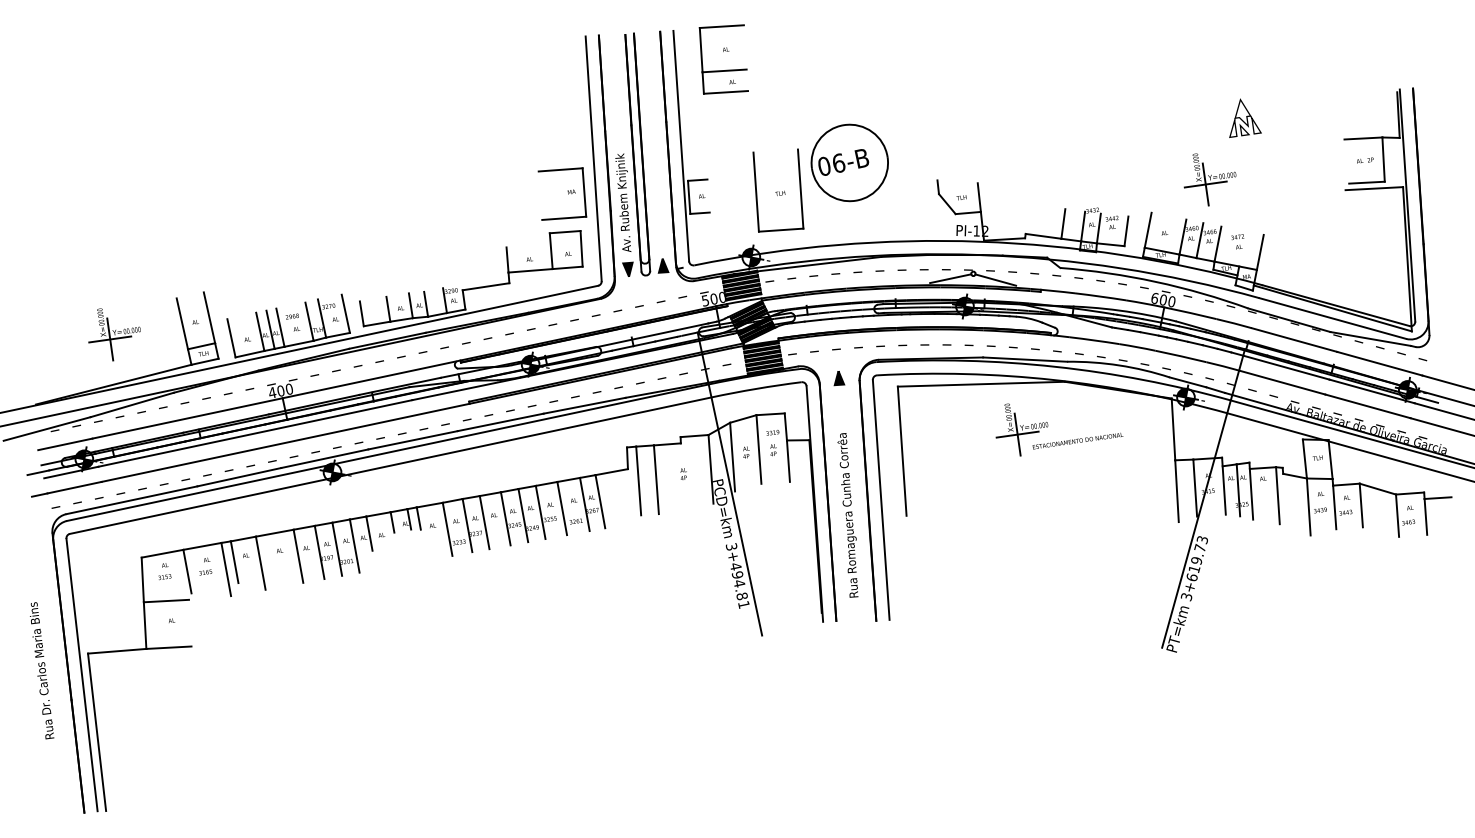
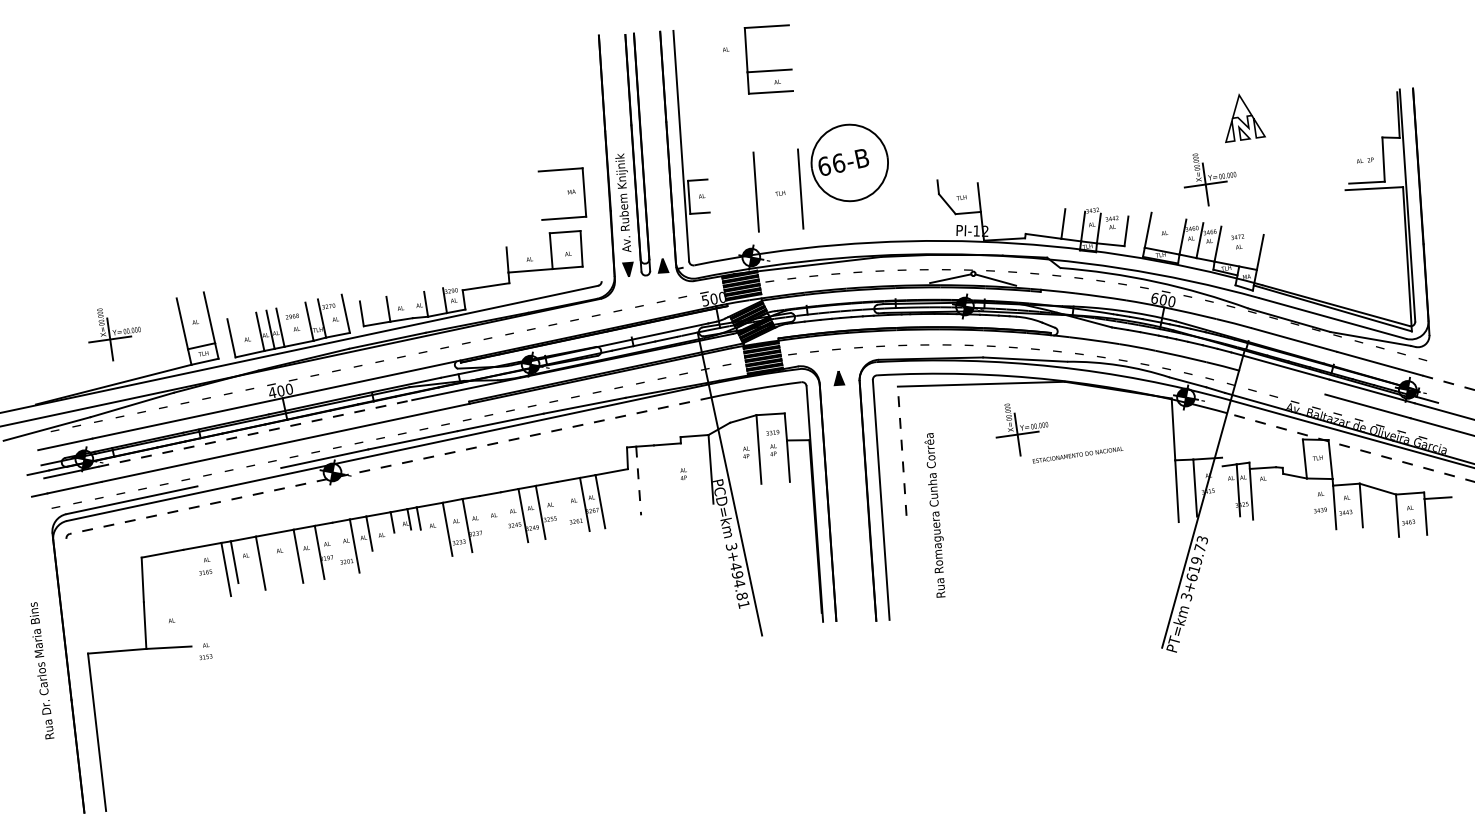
part position: (726, 69) -> (771, 69) (771, 69)
part size: 33x40 px -> 41x51 px (1245, 118)
line: present -> none (1363, 138)
line: present -> none (593, 158)
text: 06-B -> 66-B (824, 165)
line: present -> none (780, 229)
line: present -> none (410, 305)
line: present -> none (1282, 382)
line: solid -> dashed (1448, 382)
line: present -> none (1444, 397)
line: solid -> dashed (255, 433)
text position: (1077, 440) -> (1077, 454) (1077, 454)
line: solid -> dashed (1350, 447)
line: solid -> dashed (902, 451)
line: present -> none (732, 456)
line: solid -> dashed (390, 465)
line: present -> none (239, 477)
line: present -> none (655, 479)
line: solid -> dashed (638, 481)
line: present -> none (1223, 485)
line: present -> none (1277, 495)
line: present -> none (1308, 506)
line: present -> none (562, 508)
text position: (847, 515) -> (934, 515) (934, 515)
line: present -> none (505, 518)
line: present -> none (484, 522)
line: present -> none (337, 548)
text position: (164, 571) -> (205, 651) (205, 651)
line: present -> none (187, 571)
line: present -> none (166, 600)
line: present -> none (81, 674)
